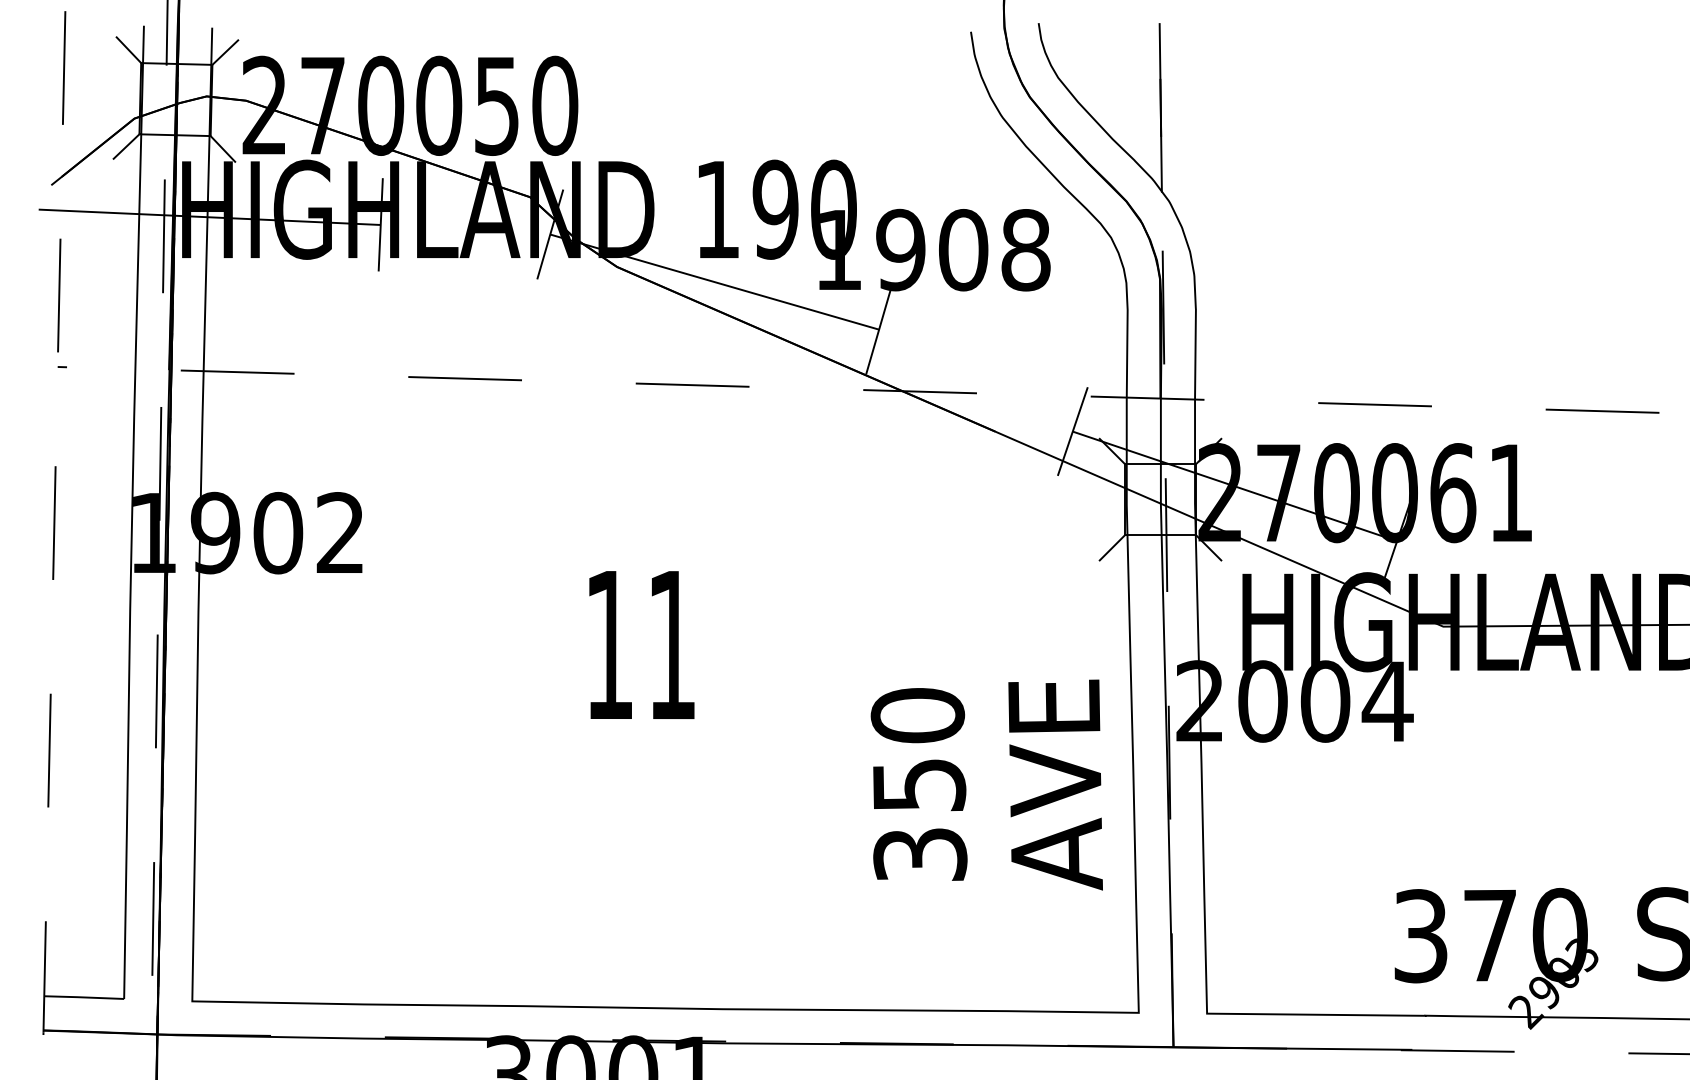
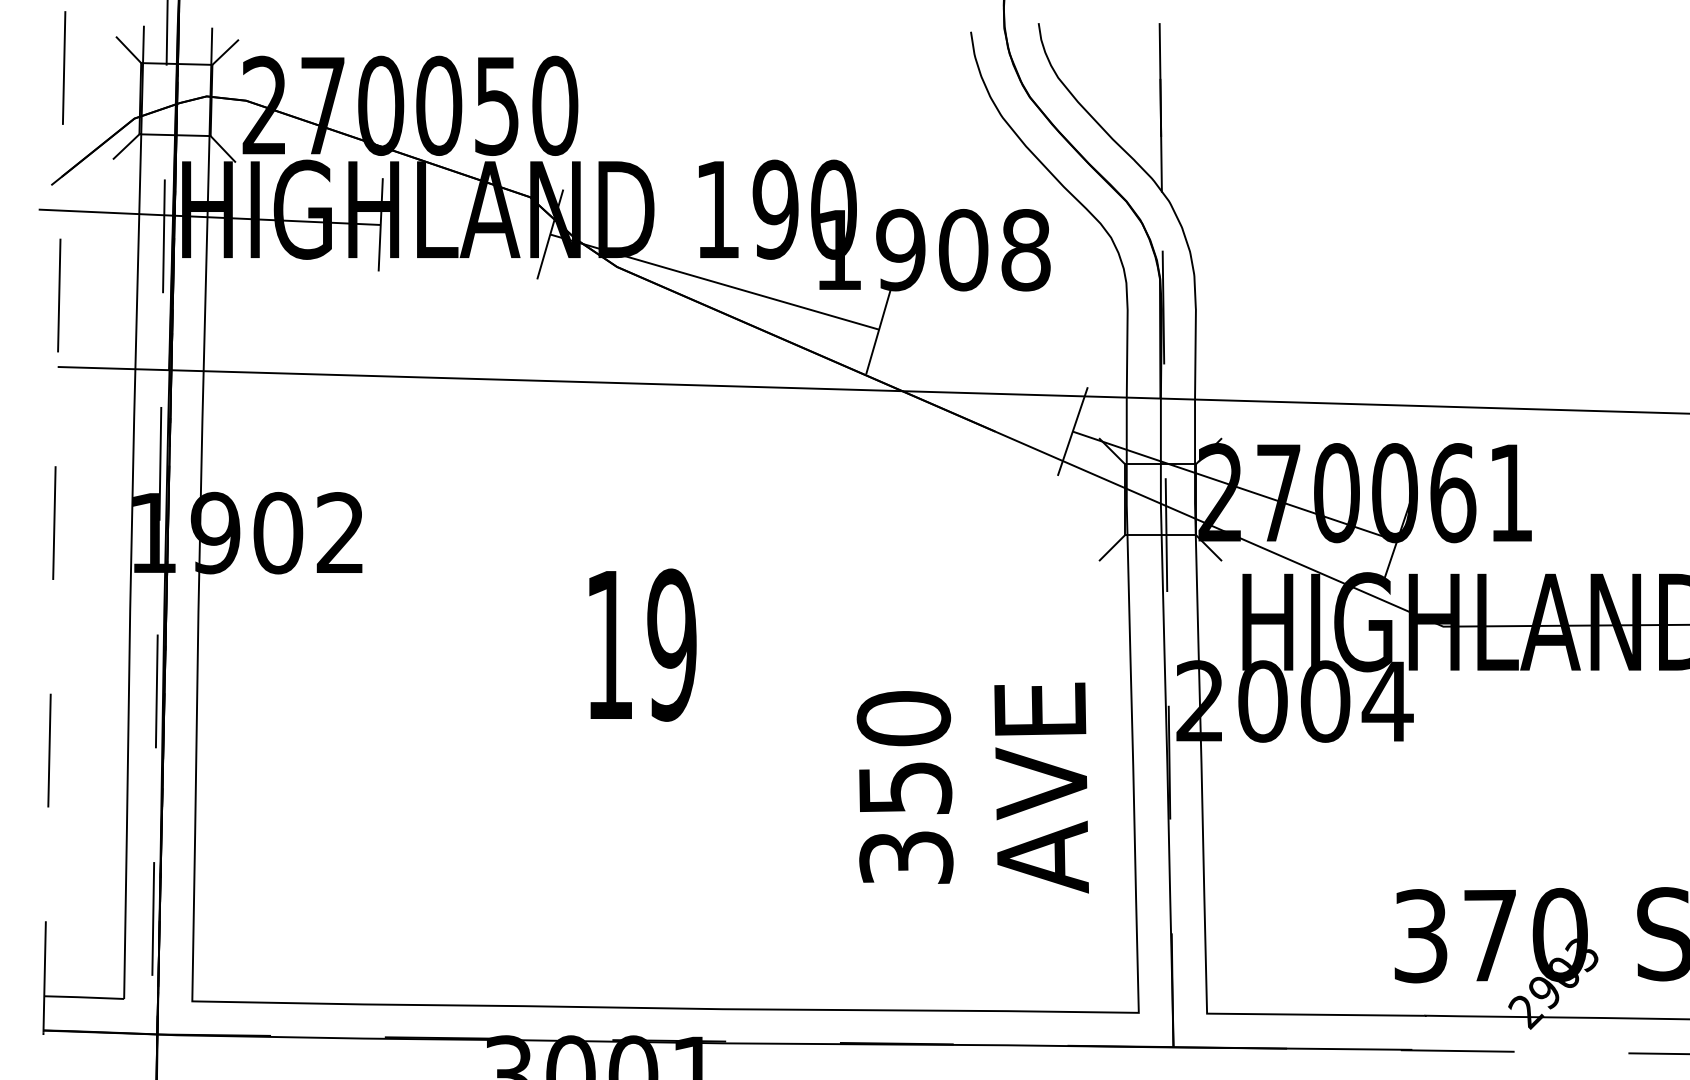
line: dashed -> solid (873, 390)
text: 11 -> 19 (671, 644)
text position: (986, 784) -> (972, 787) (972, 787)
